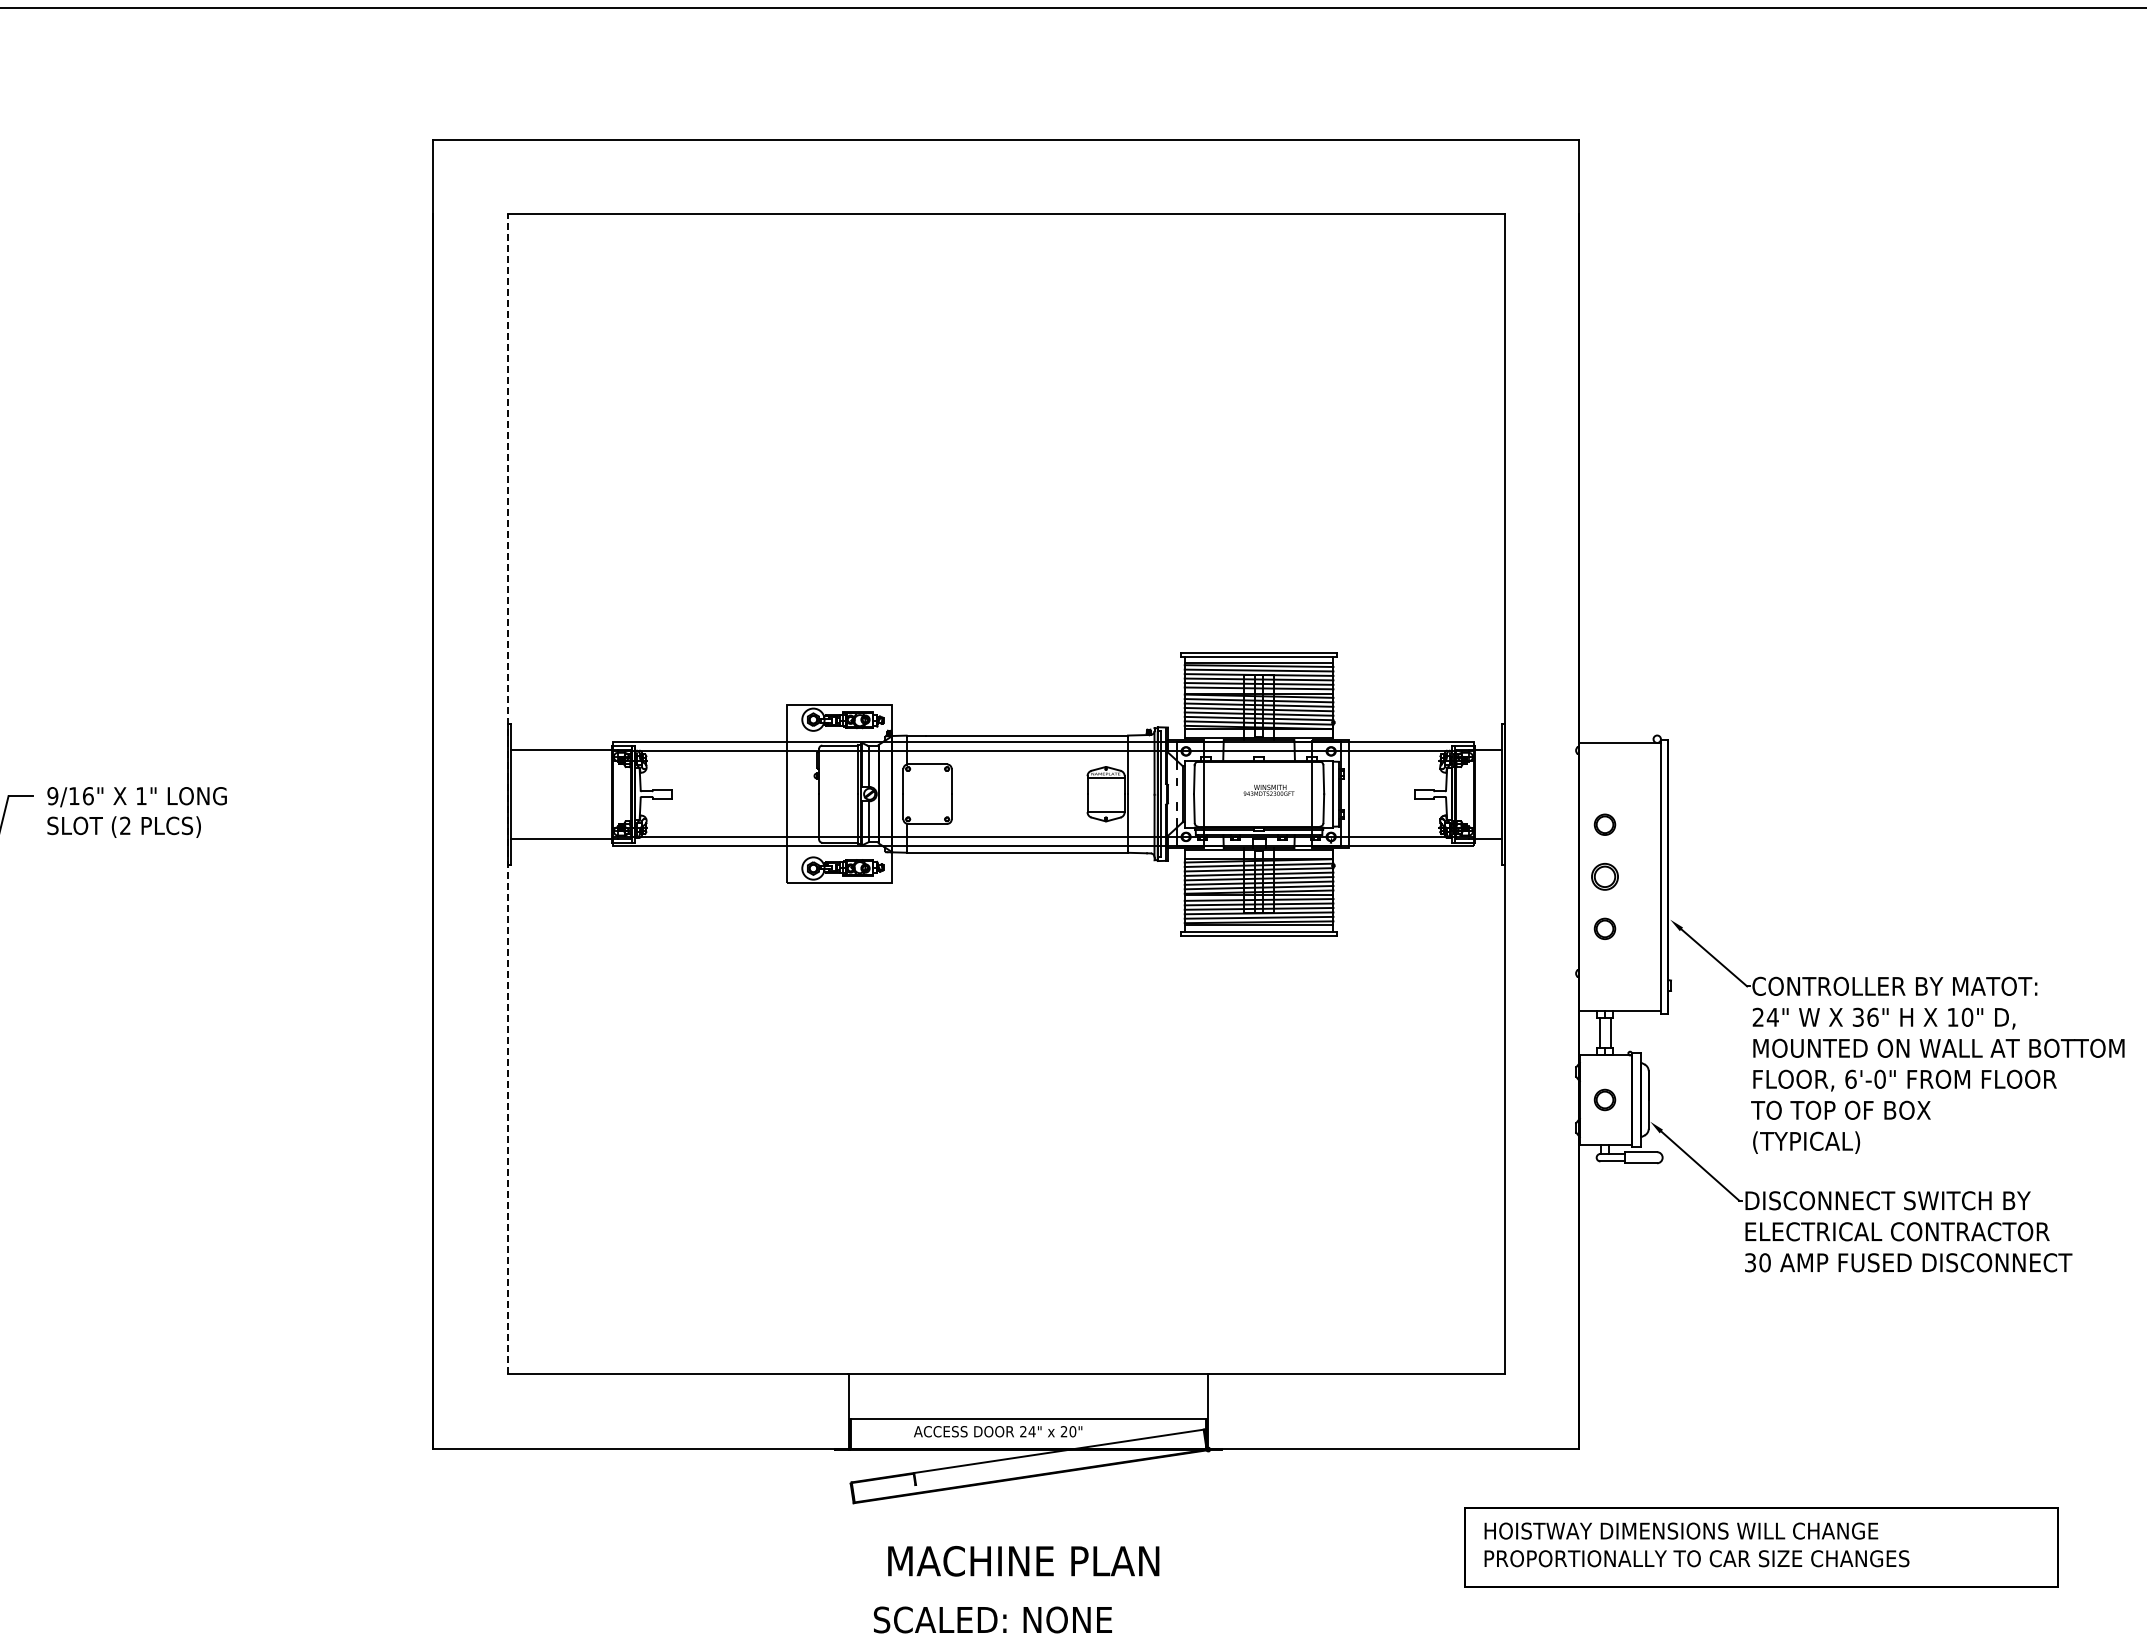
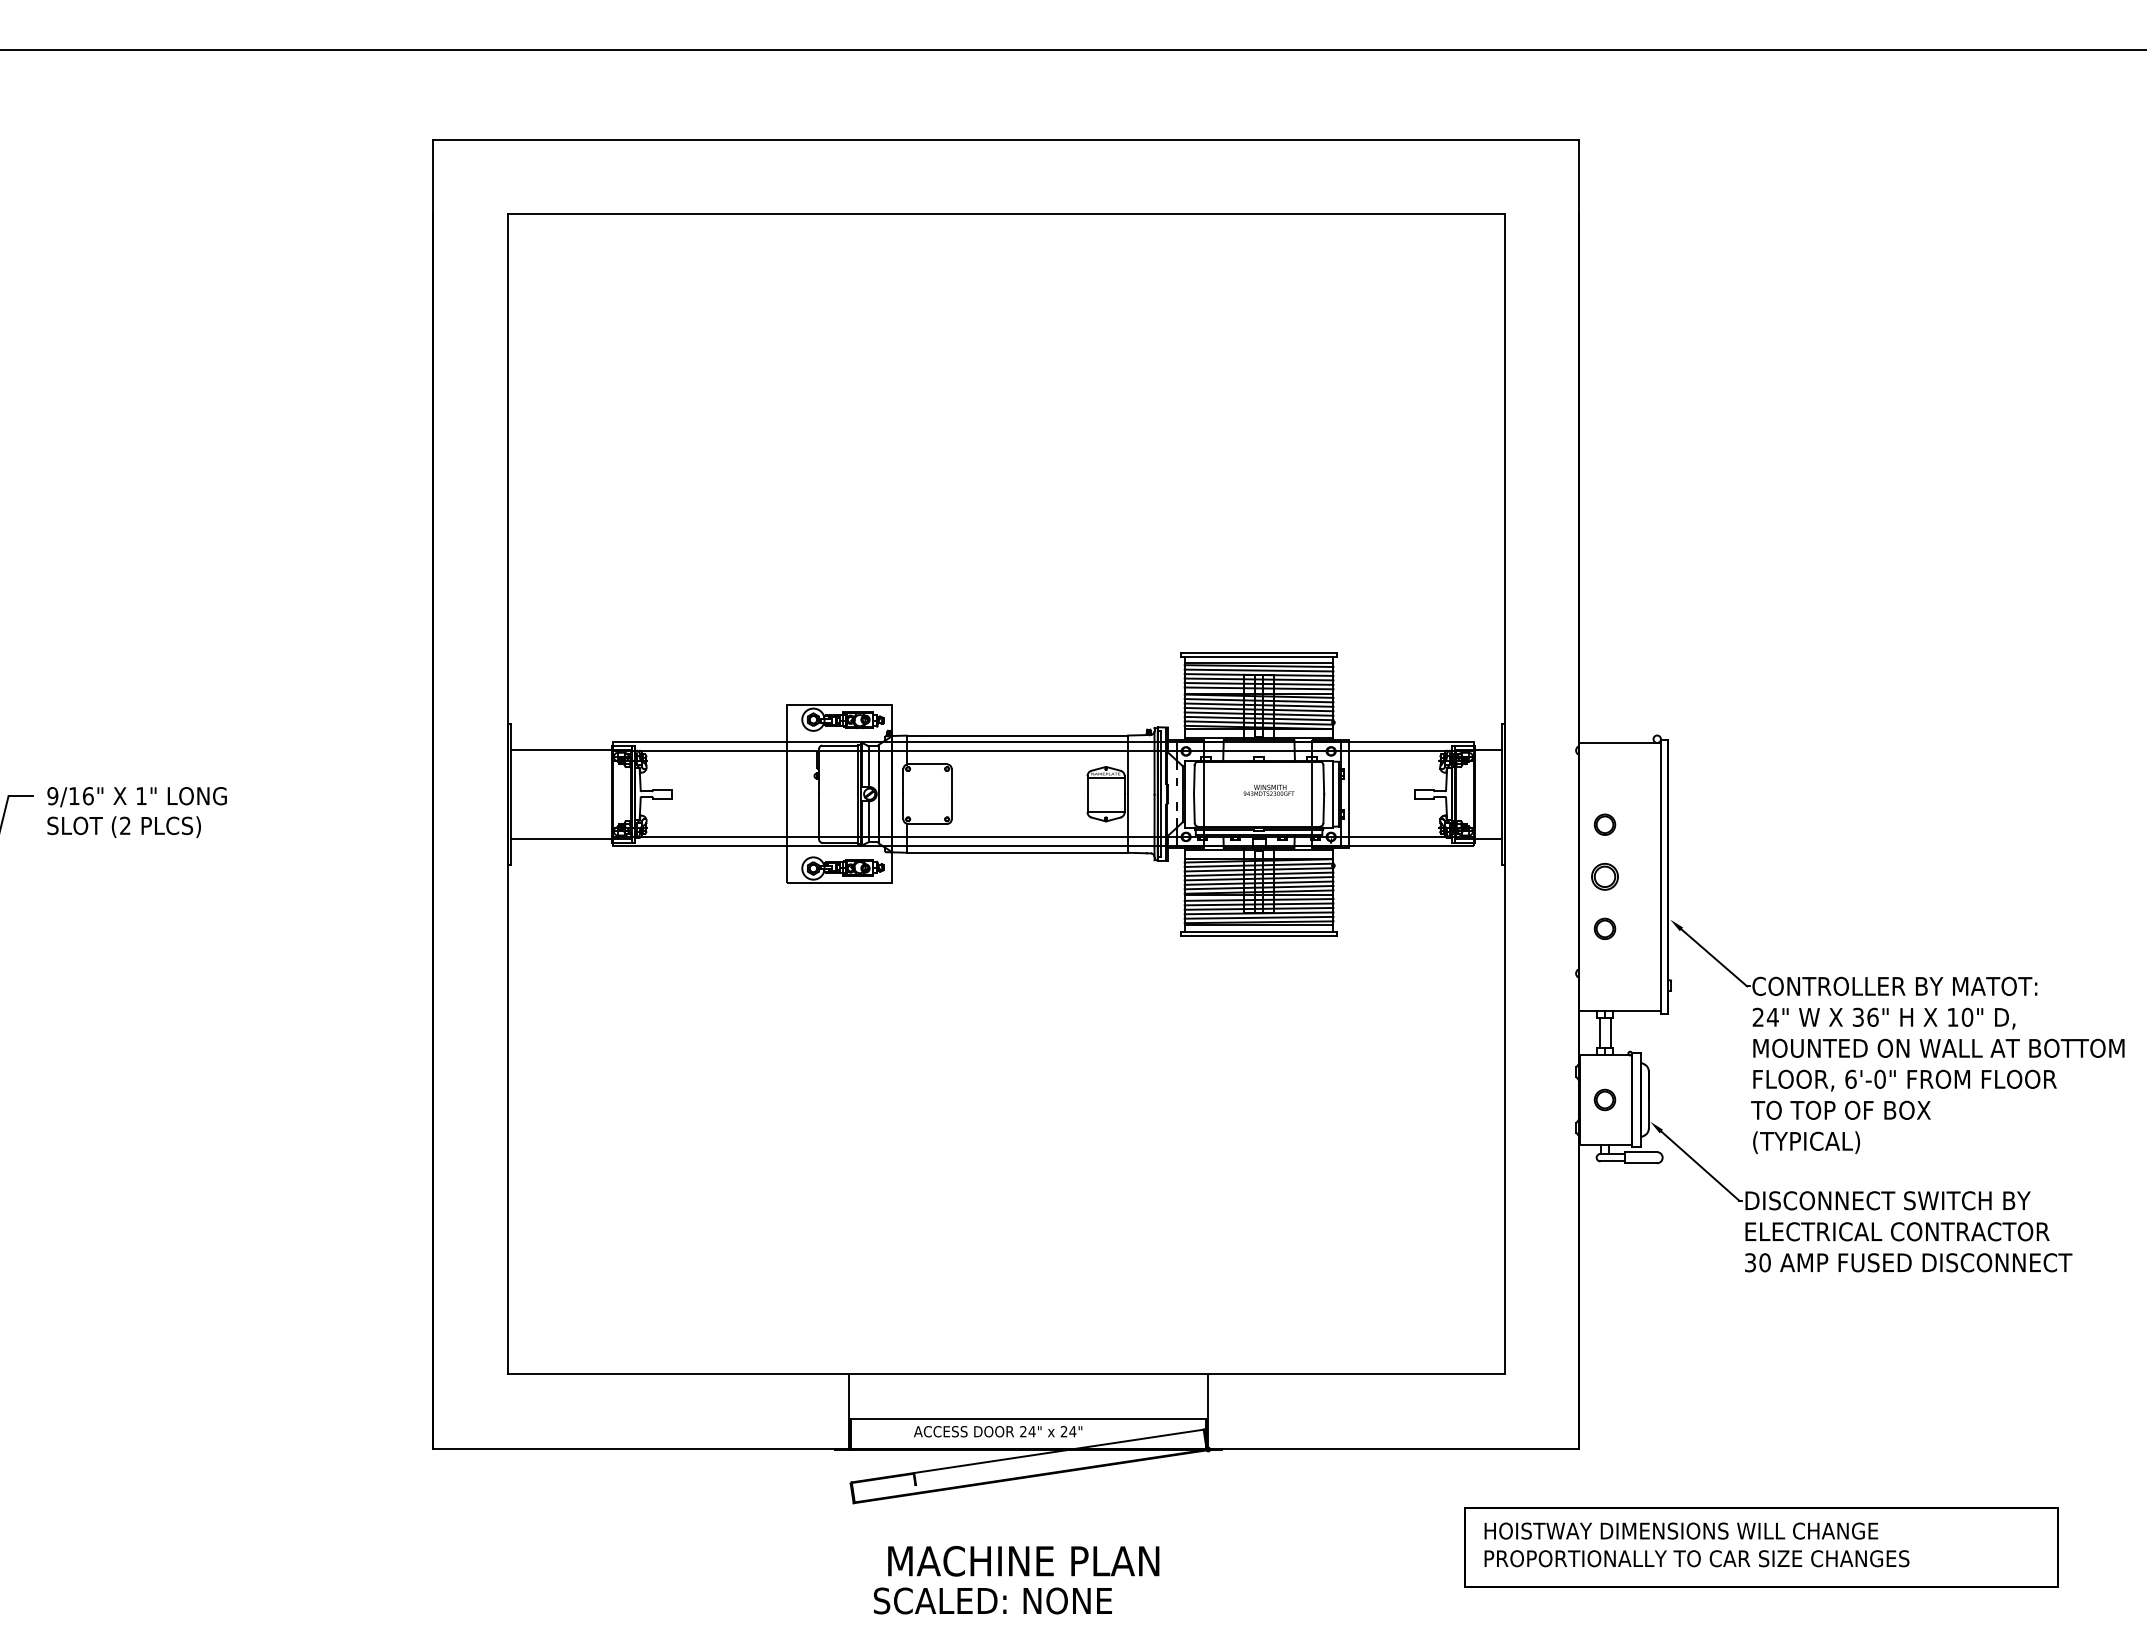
line position: (1072, 7) -> (1072, 49) (1072, 49)
line: dashed -> solid (507, 793)
text: 20" -> 24" (1072, 1431)
text position: (992, 1619) -> (992, 1600) (992, 1600)
